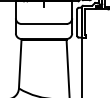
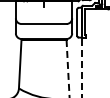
line: solid -> dashed (68, 68)
line: solid -> dashed (81, 68)
